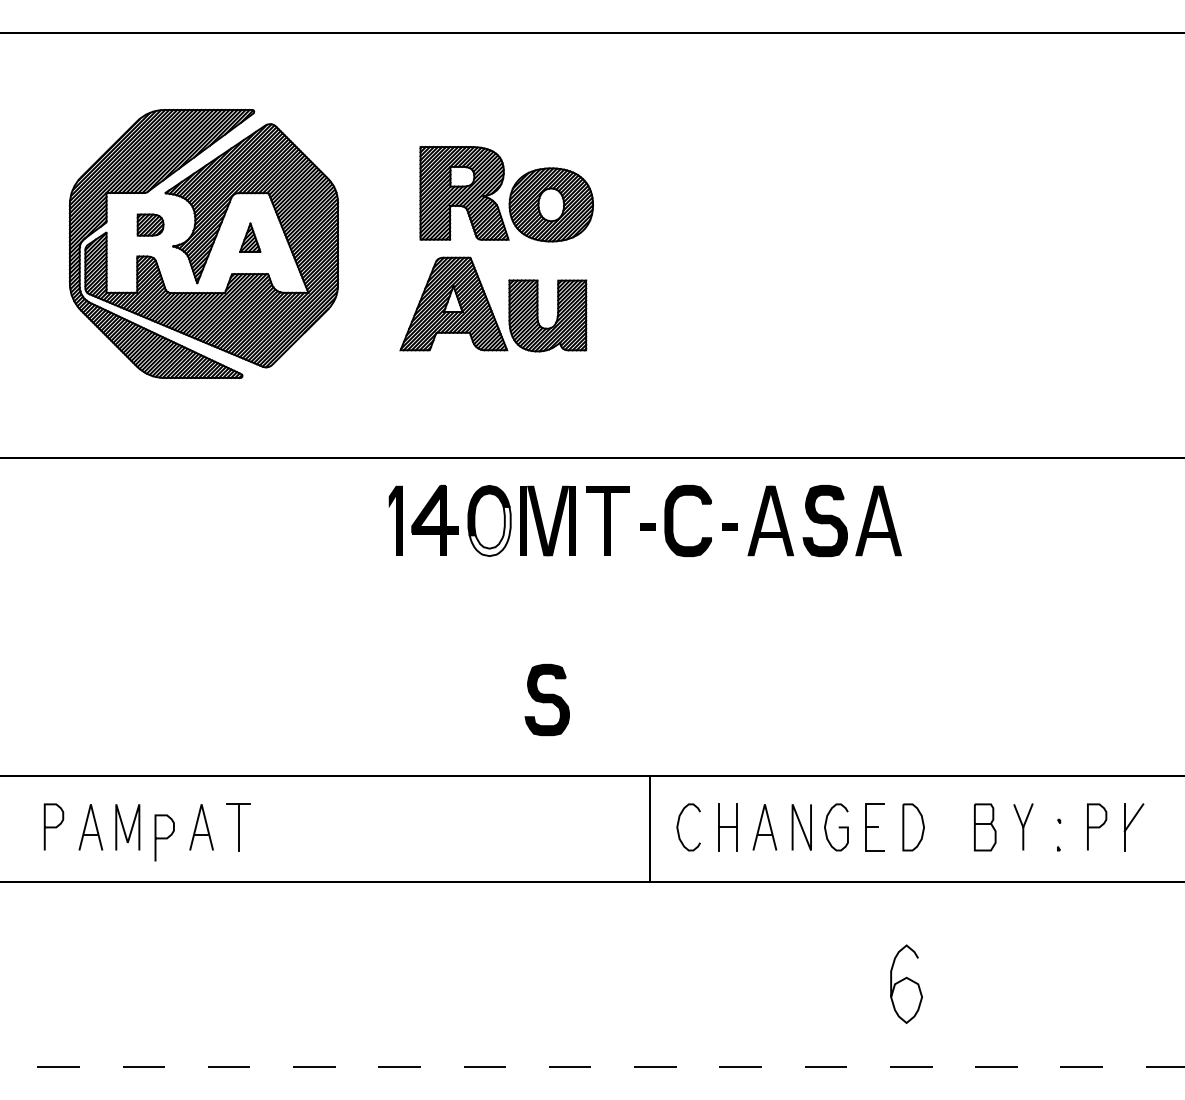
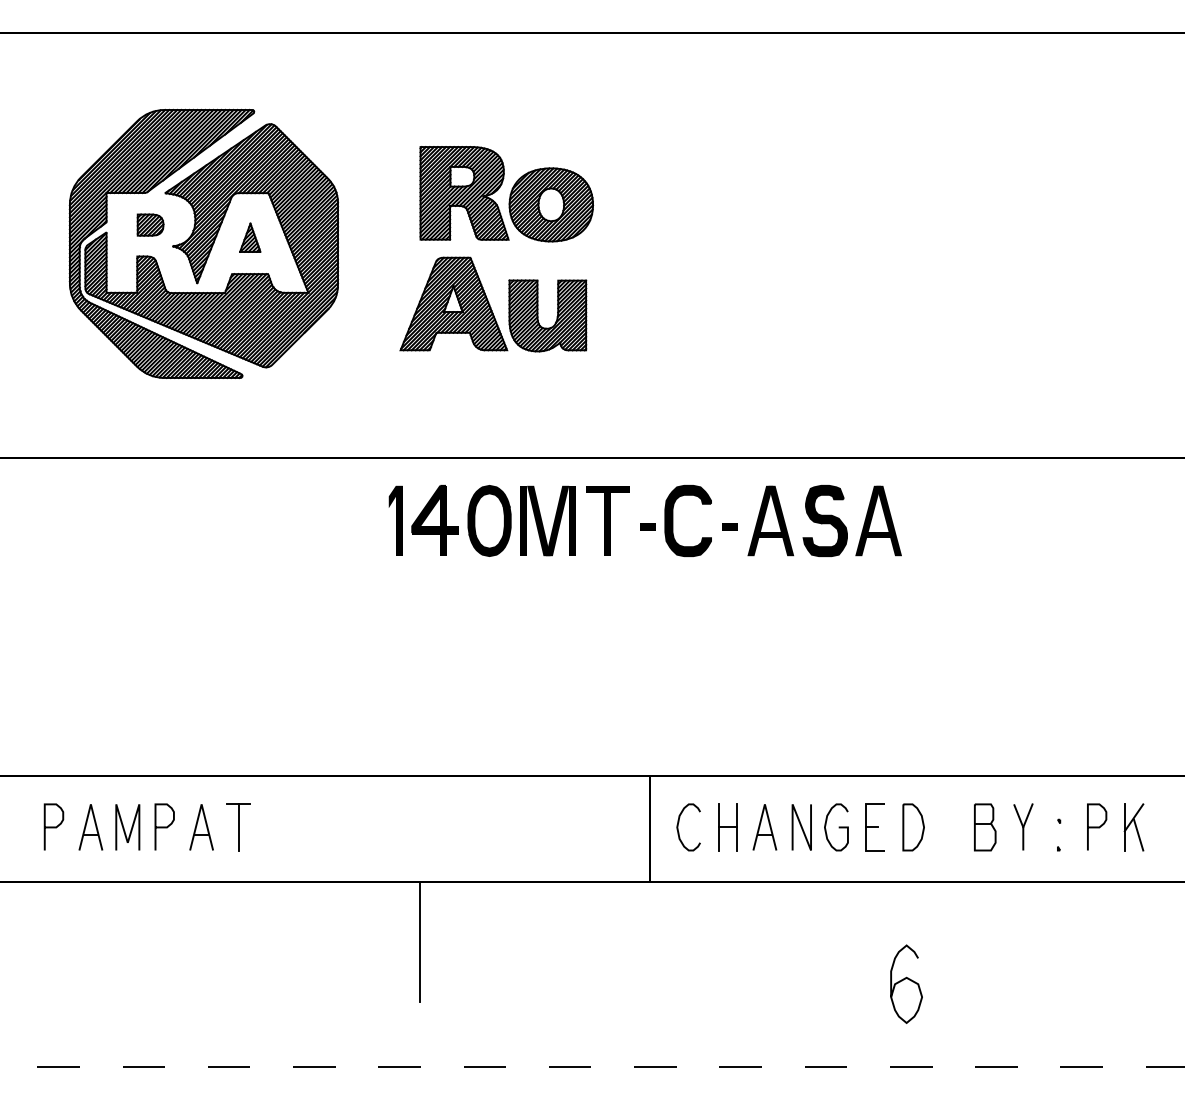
fill: none -> present (489, 531)
part: present -> none (546, 699)
line: none -> present (1138, 834)
curve position: (164, 837) -> (164, 826) (164, 826)
line: none -> present (420, 942)
